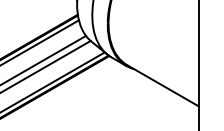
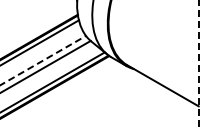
line: solid -> dashed (43, 60)
line: solid -> dashed (198, 65)
